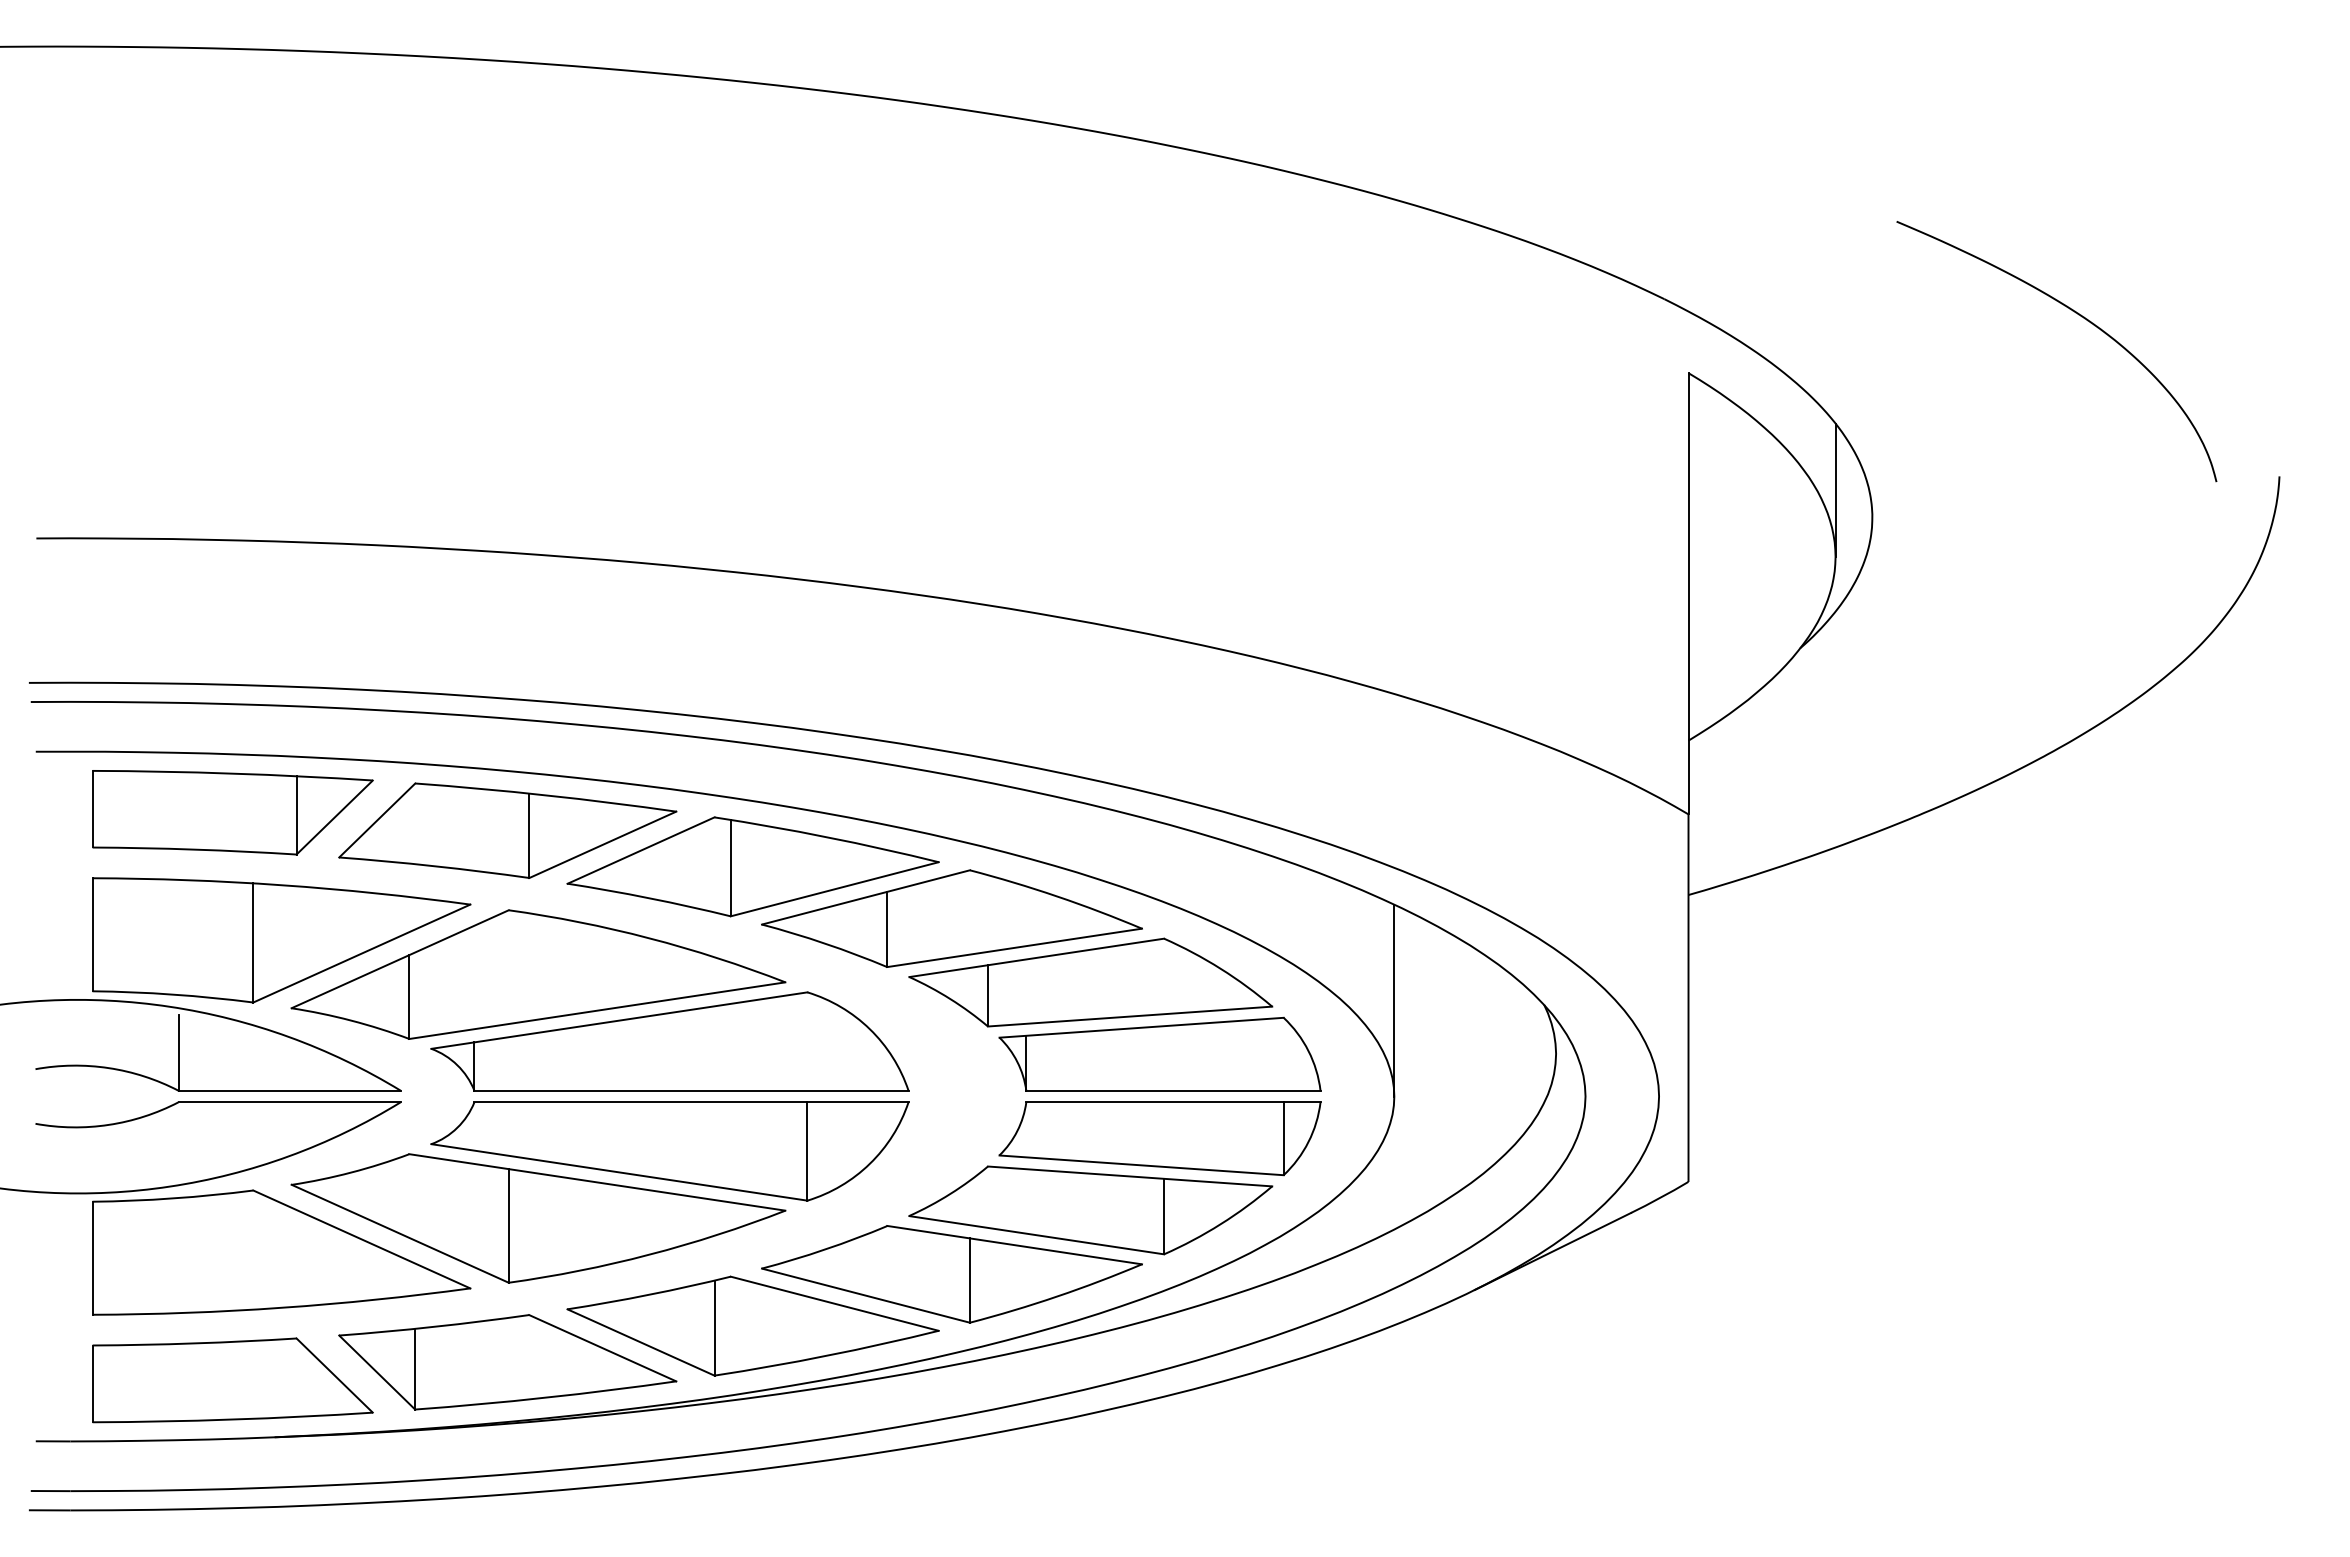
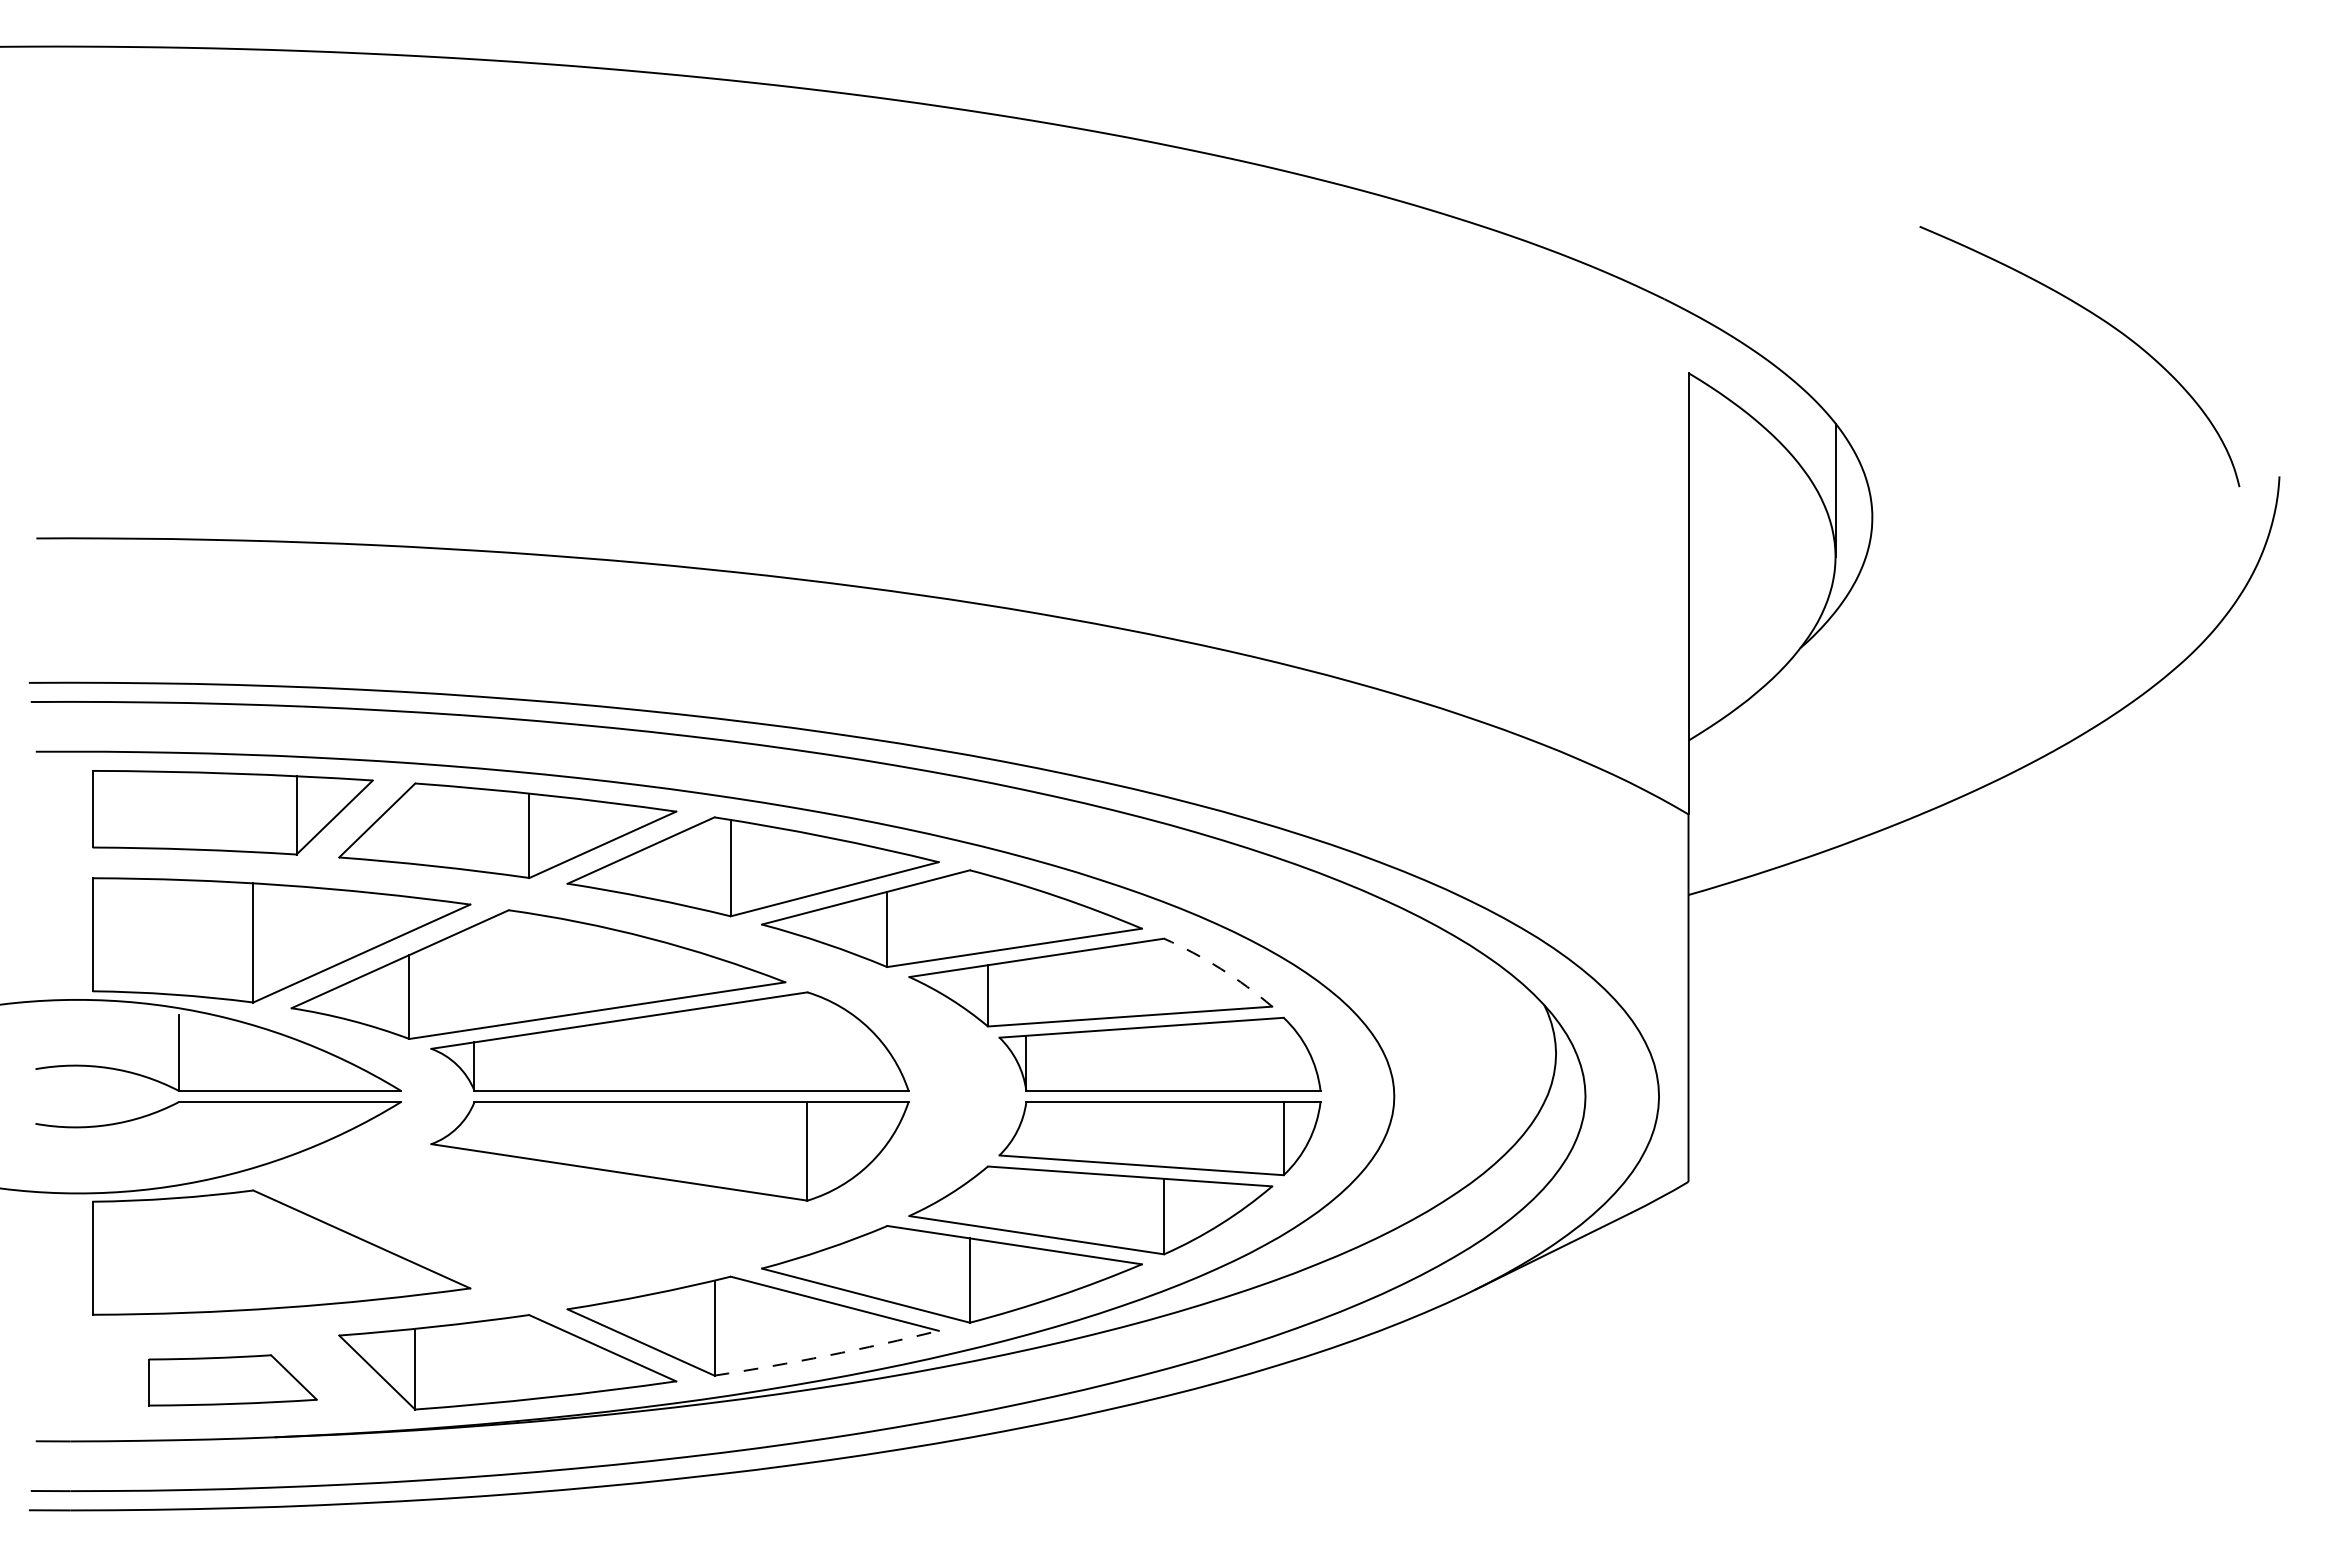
curve position: (2078, 315) -> (2101, 320) (2101, 320)
arc: solid -> dashed (1220, 968)
line: present -> none (1394, 1000)
part: present -> none (538, 1218)
arc: solid -> dashed (827, 1355)
part size: 282x87 px -> 170x53 px (232, 1380)
